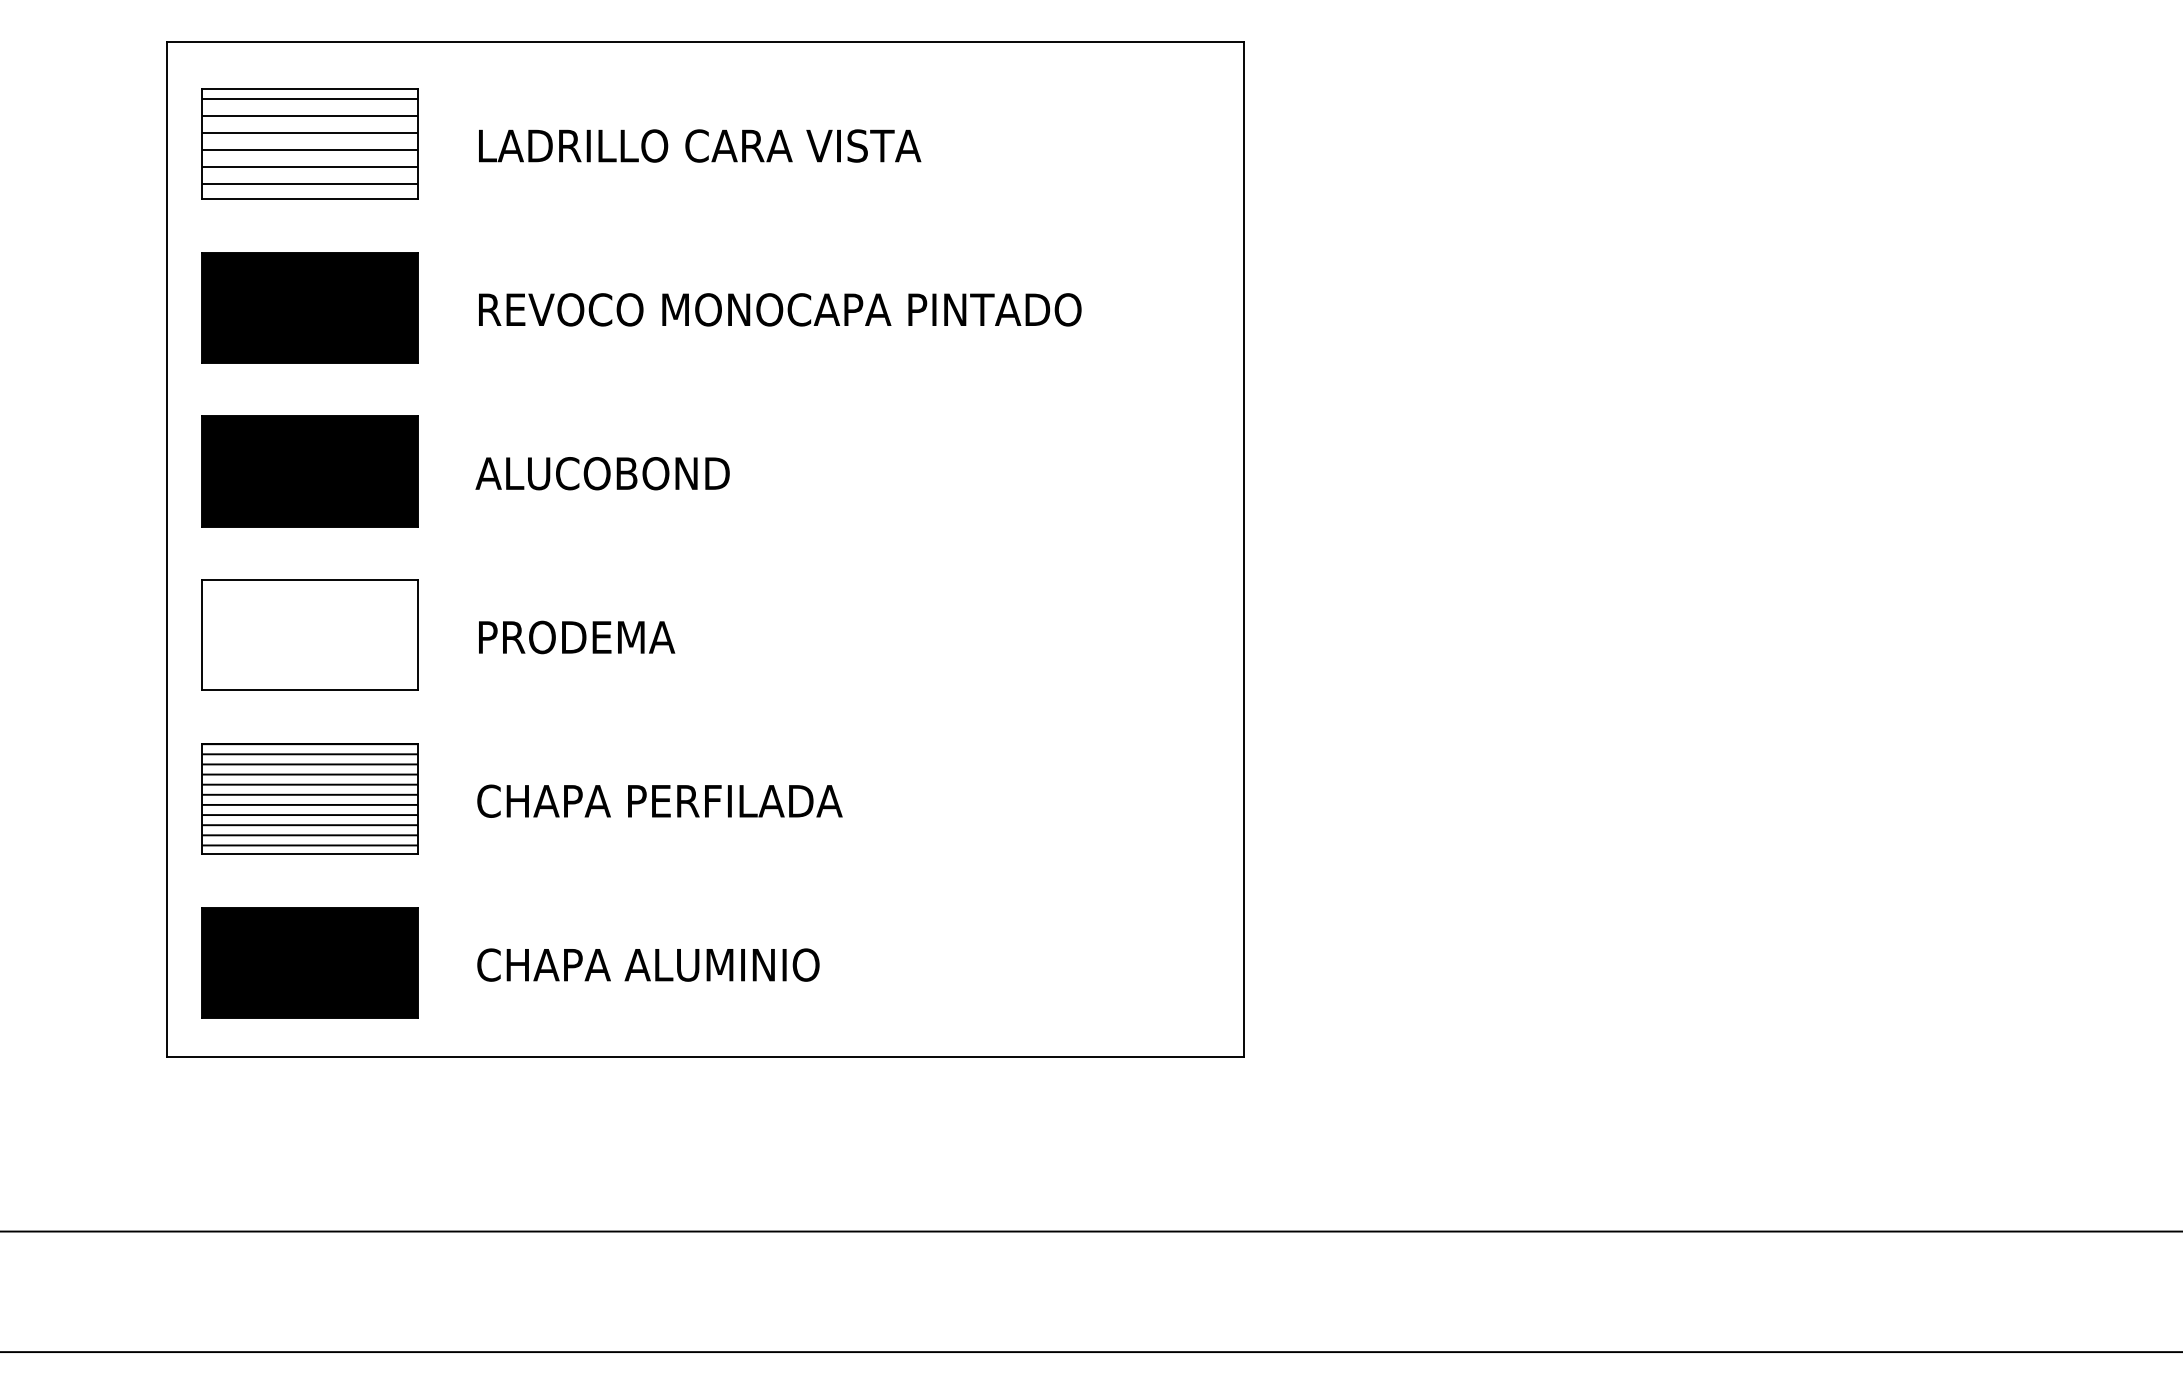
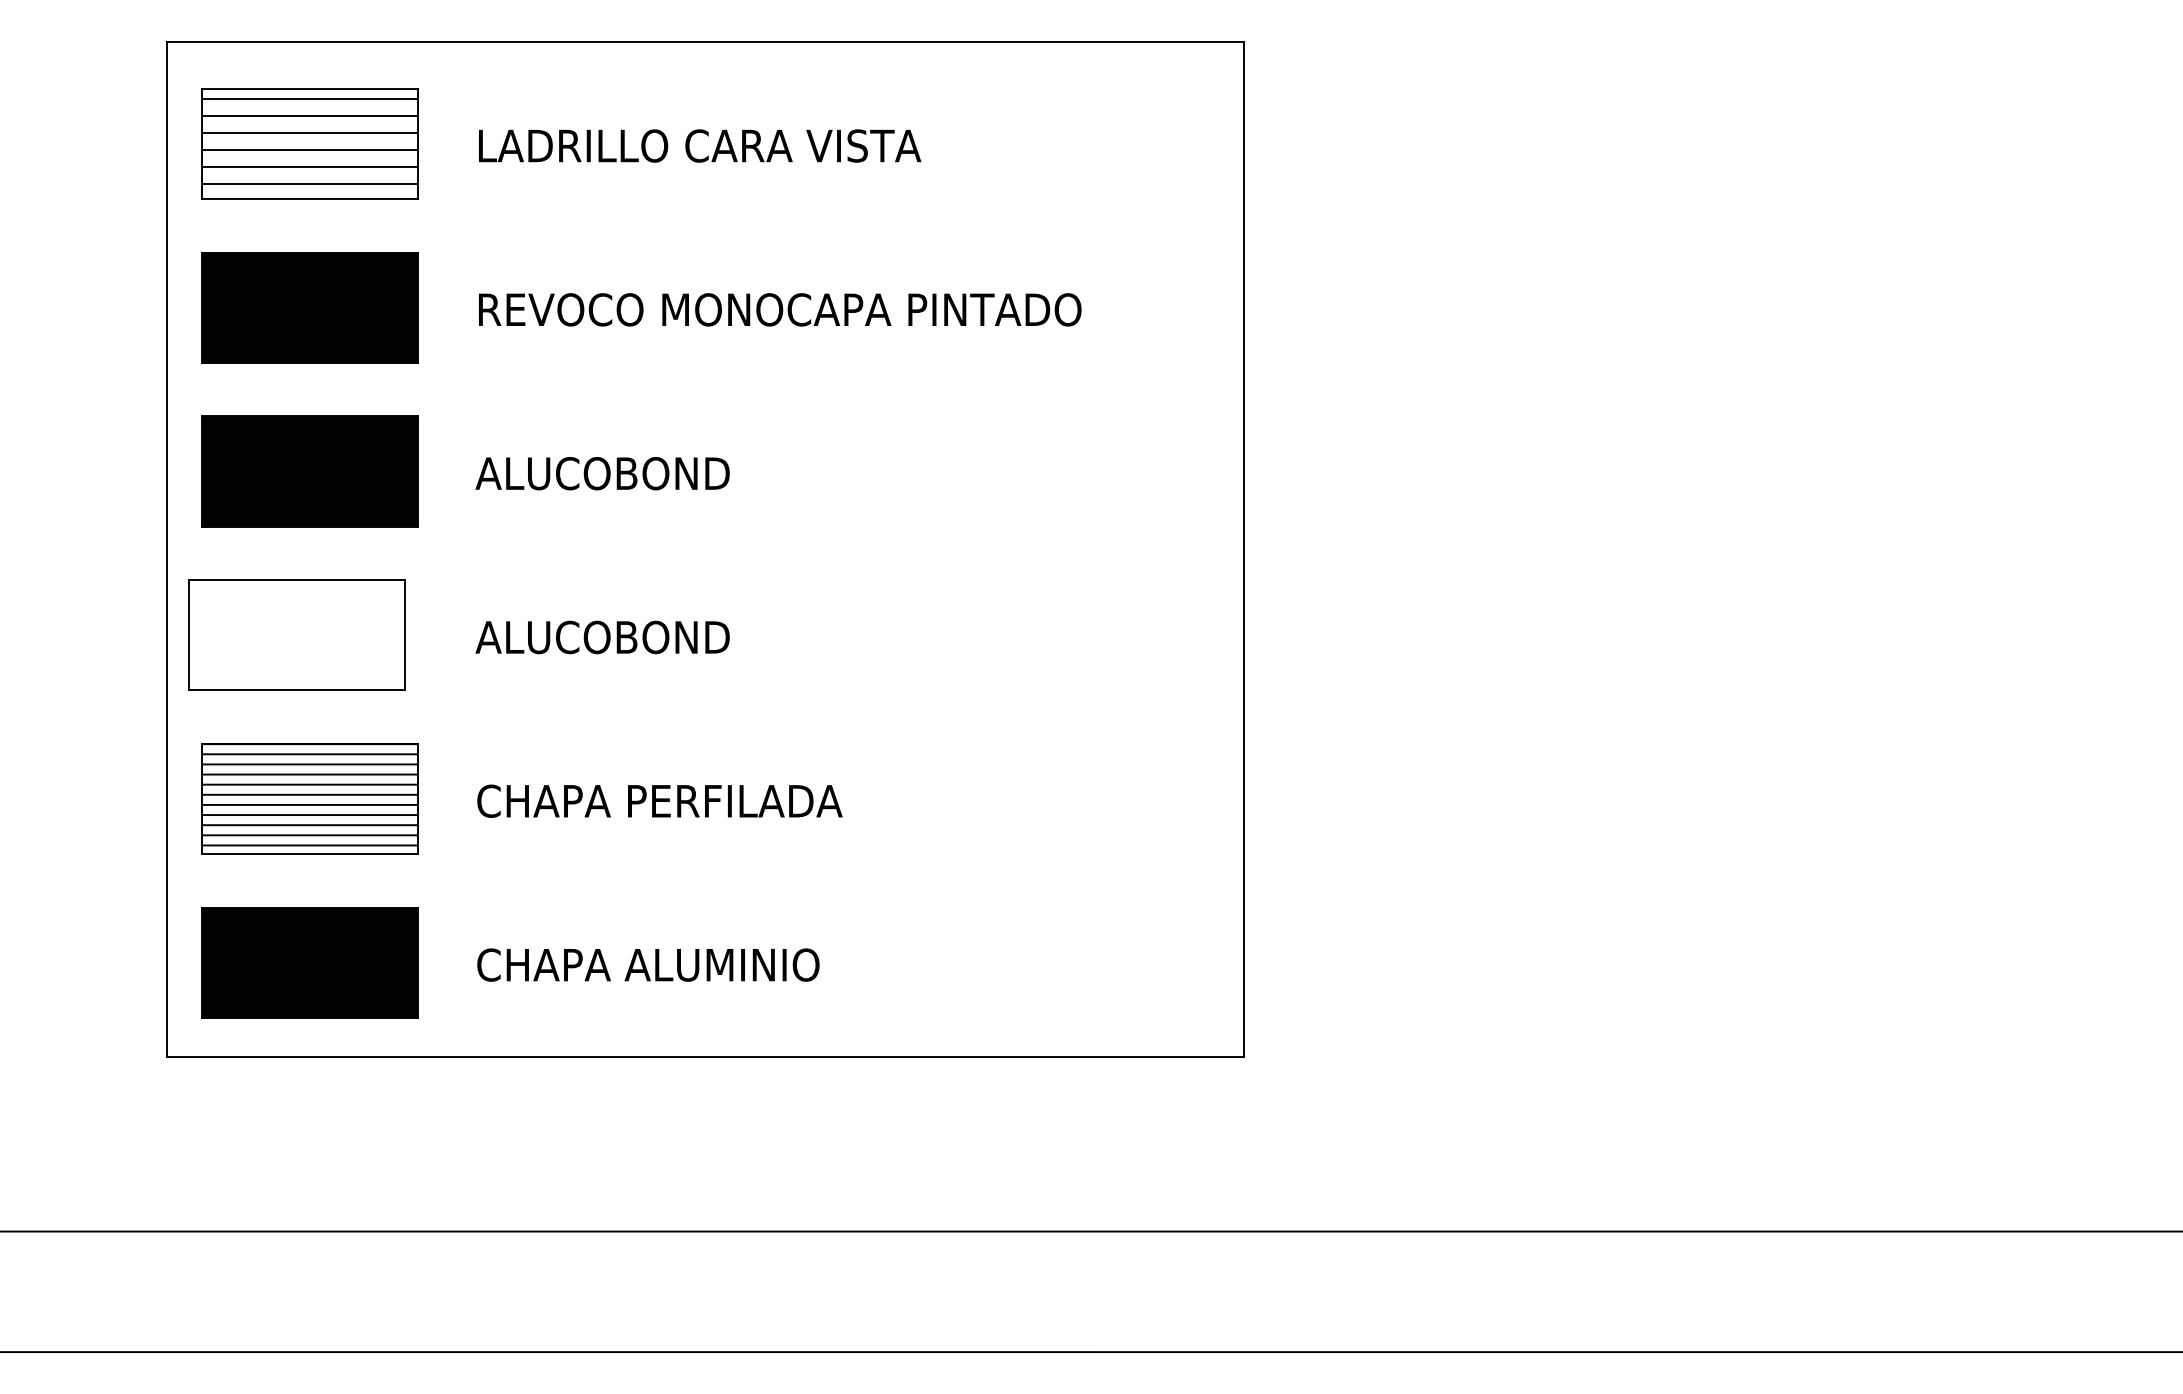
part position: (309, 634) -> (296, 634) (296, 634)
text: PRODEMA -> ALUCOBOND (602, 637)
